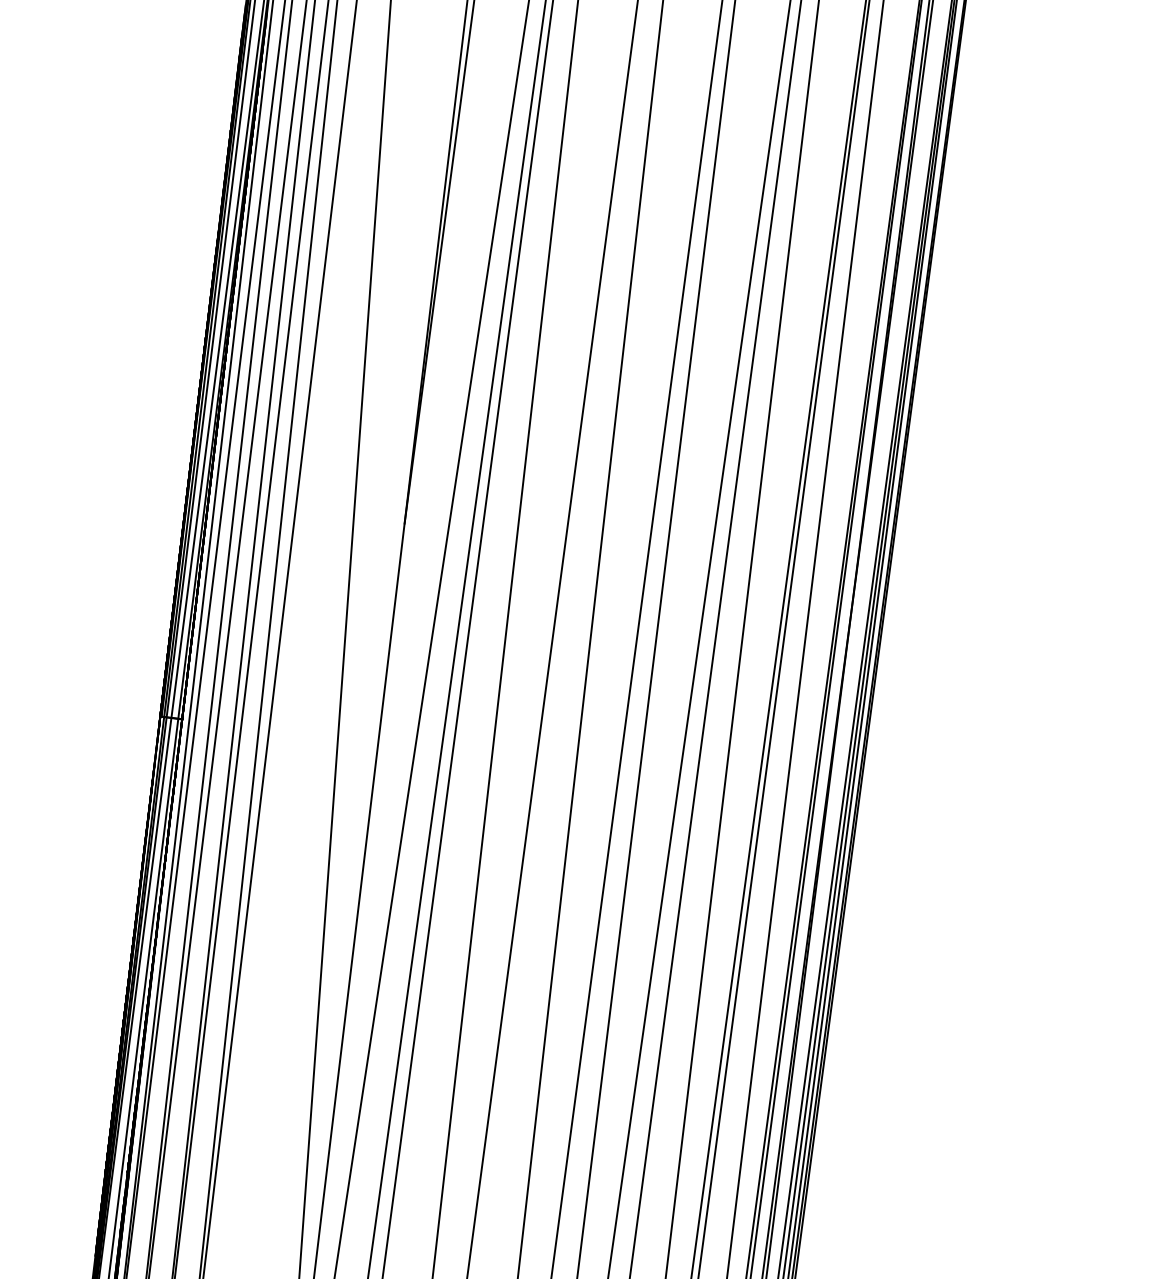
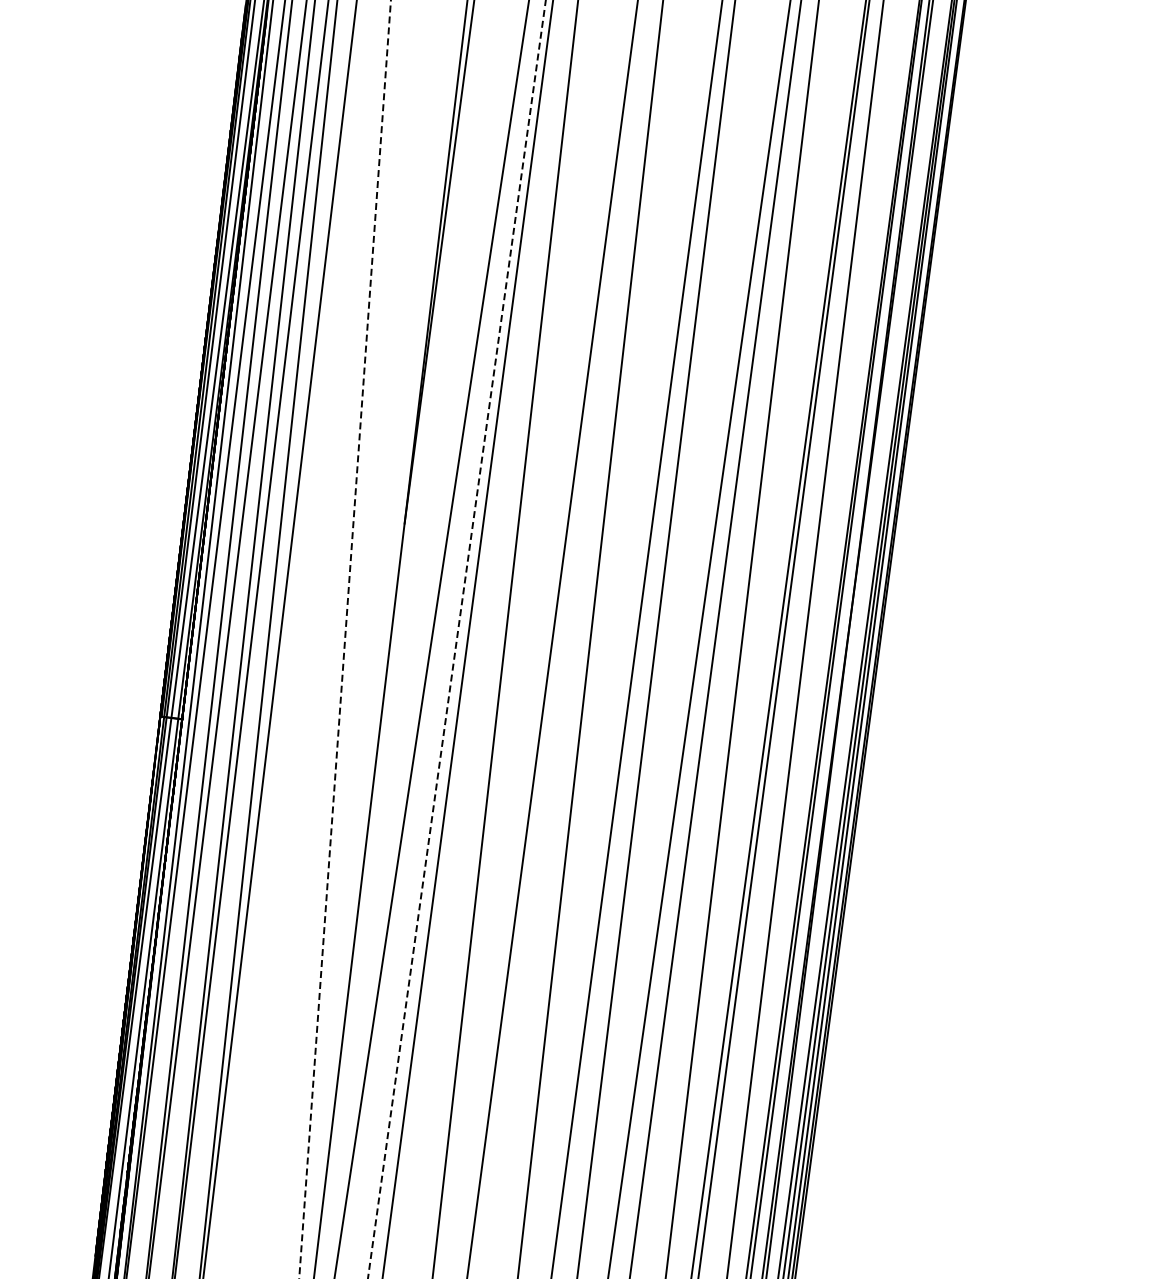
line: solid -> dashed (345, 638)
line: solid -> dashed (456, 639)
